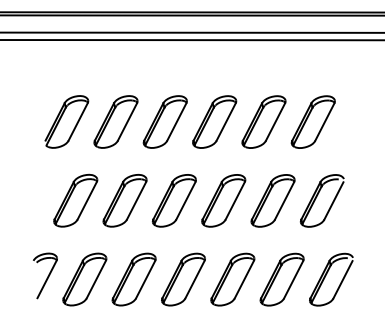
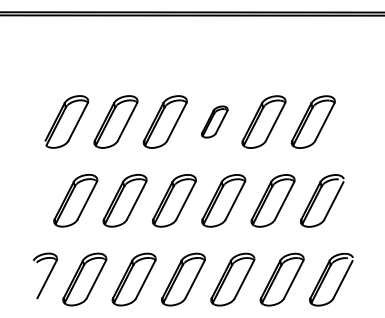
line: present -> none (191, 32)
line: present -> none (191, 40)
part size: 46x54 px -> 29x34 px (214, 121)
